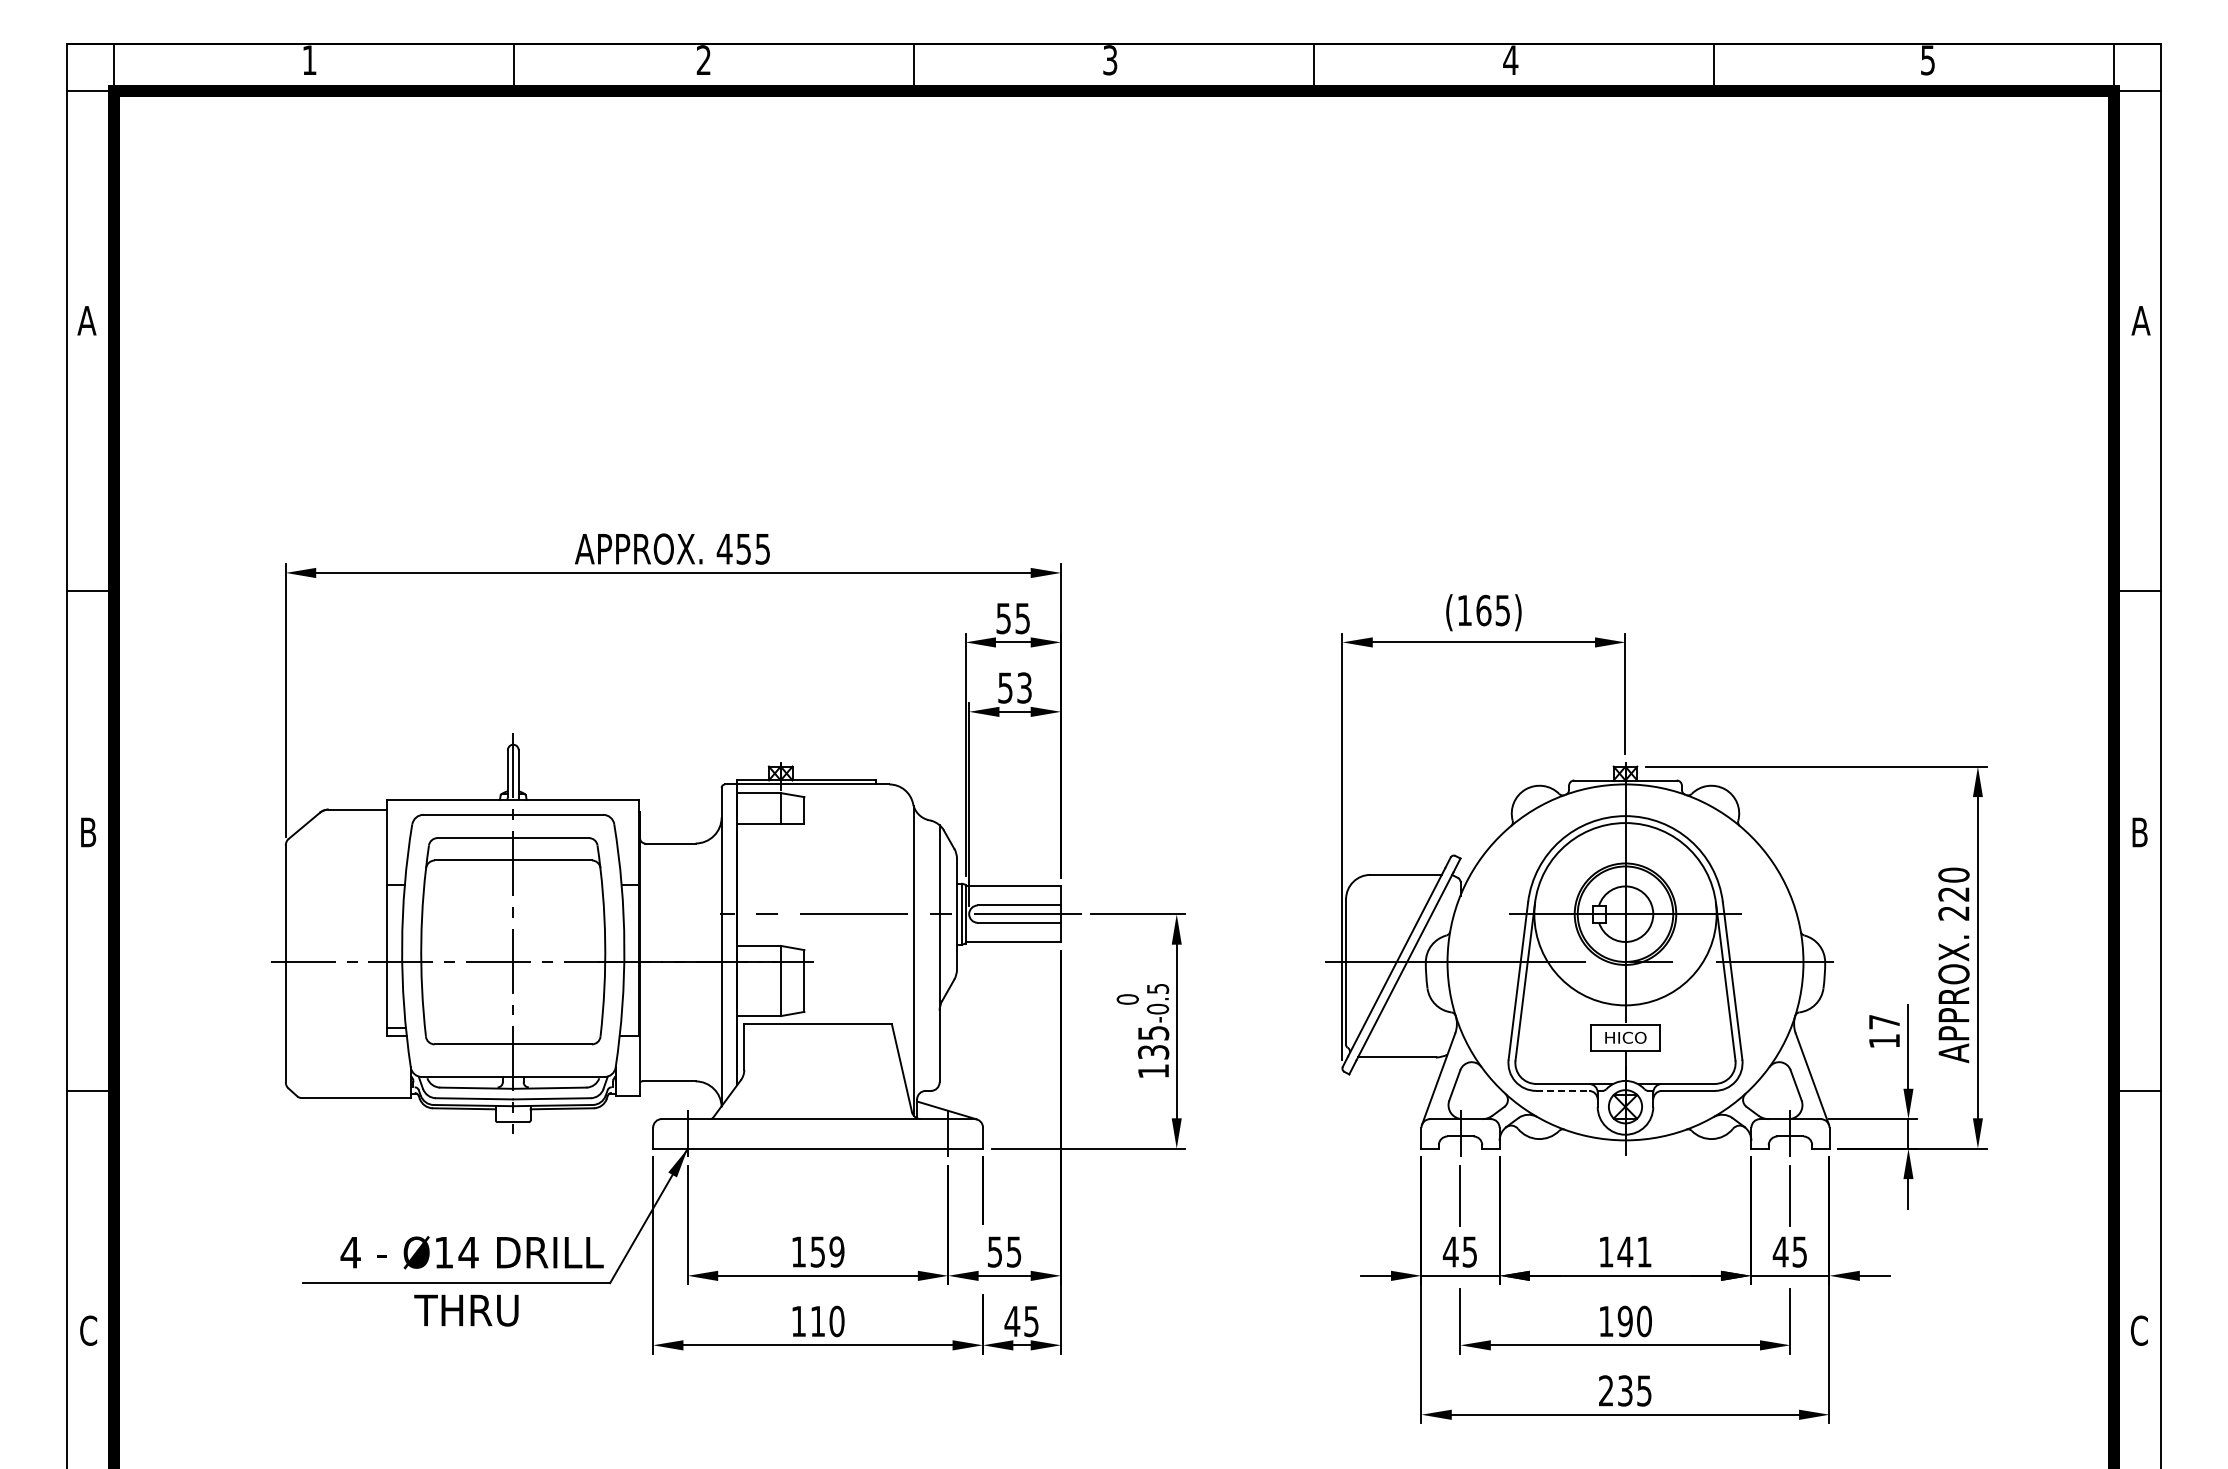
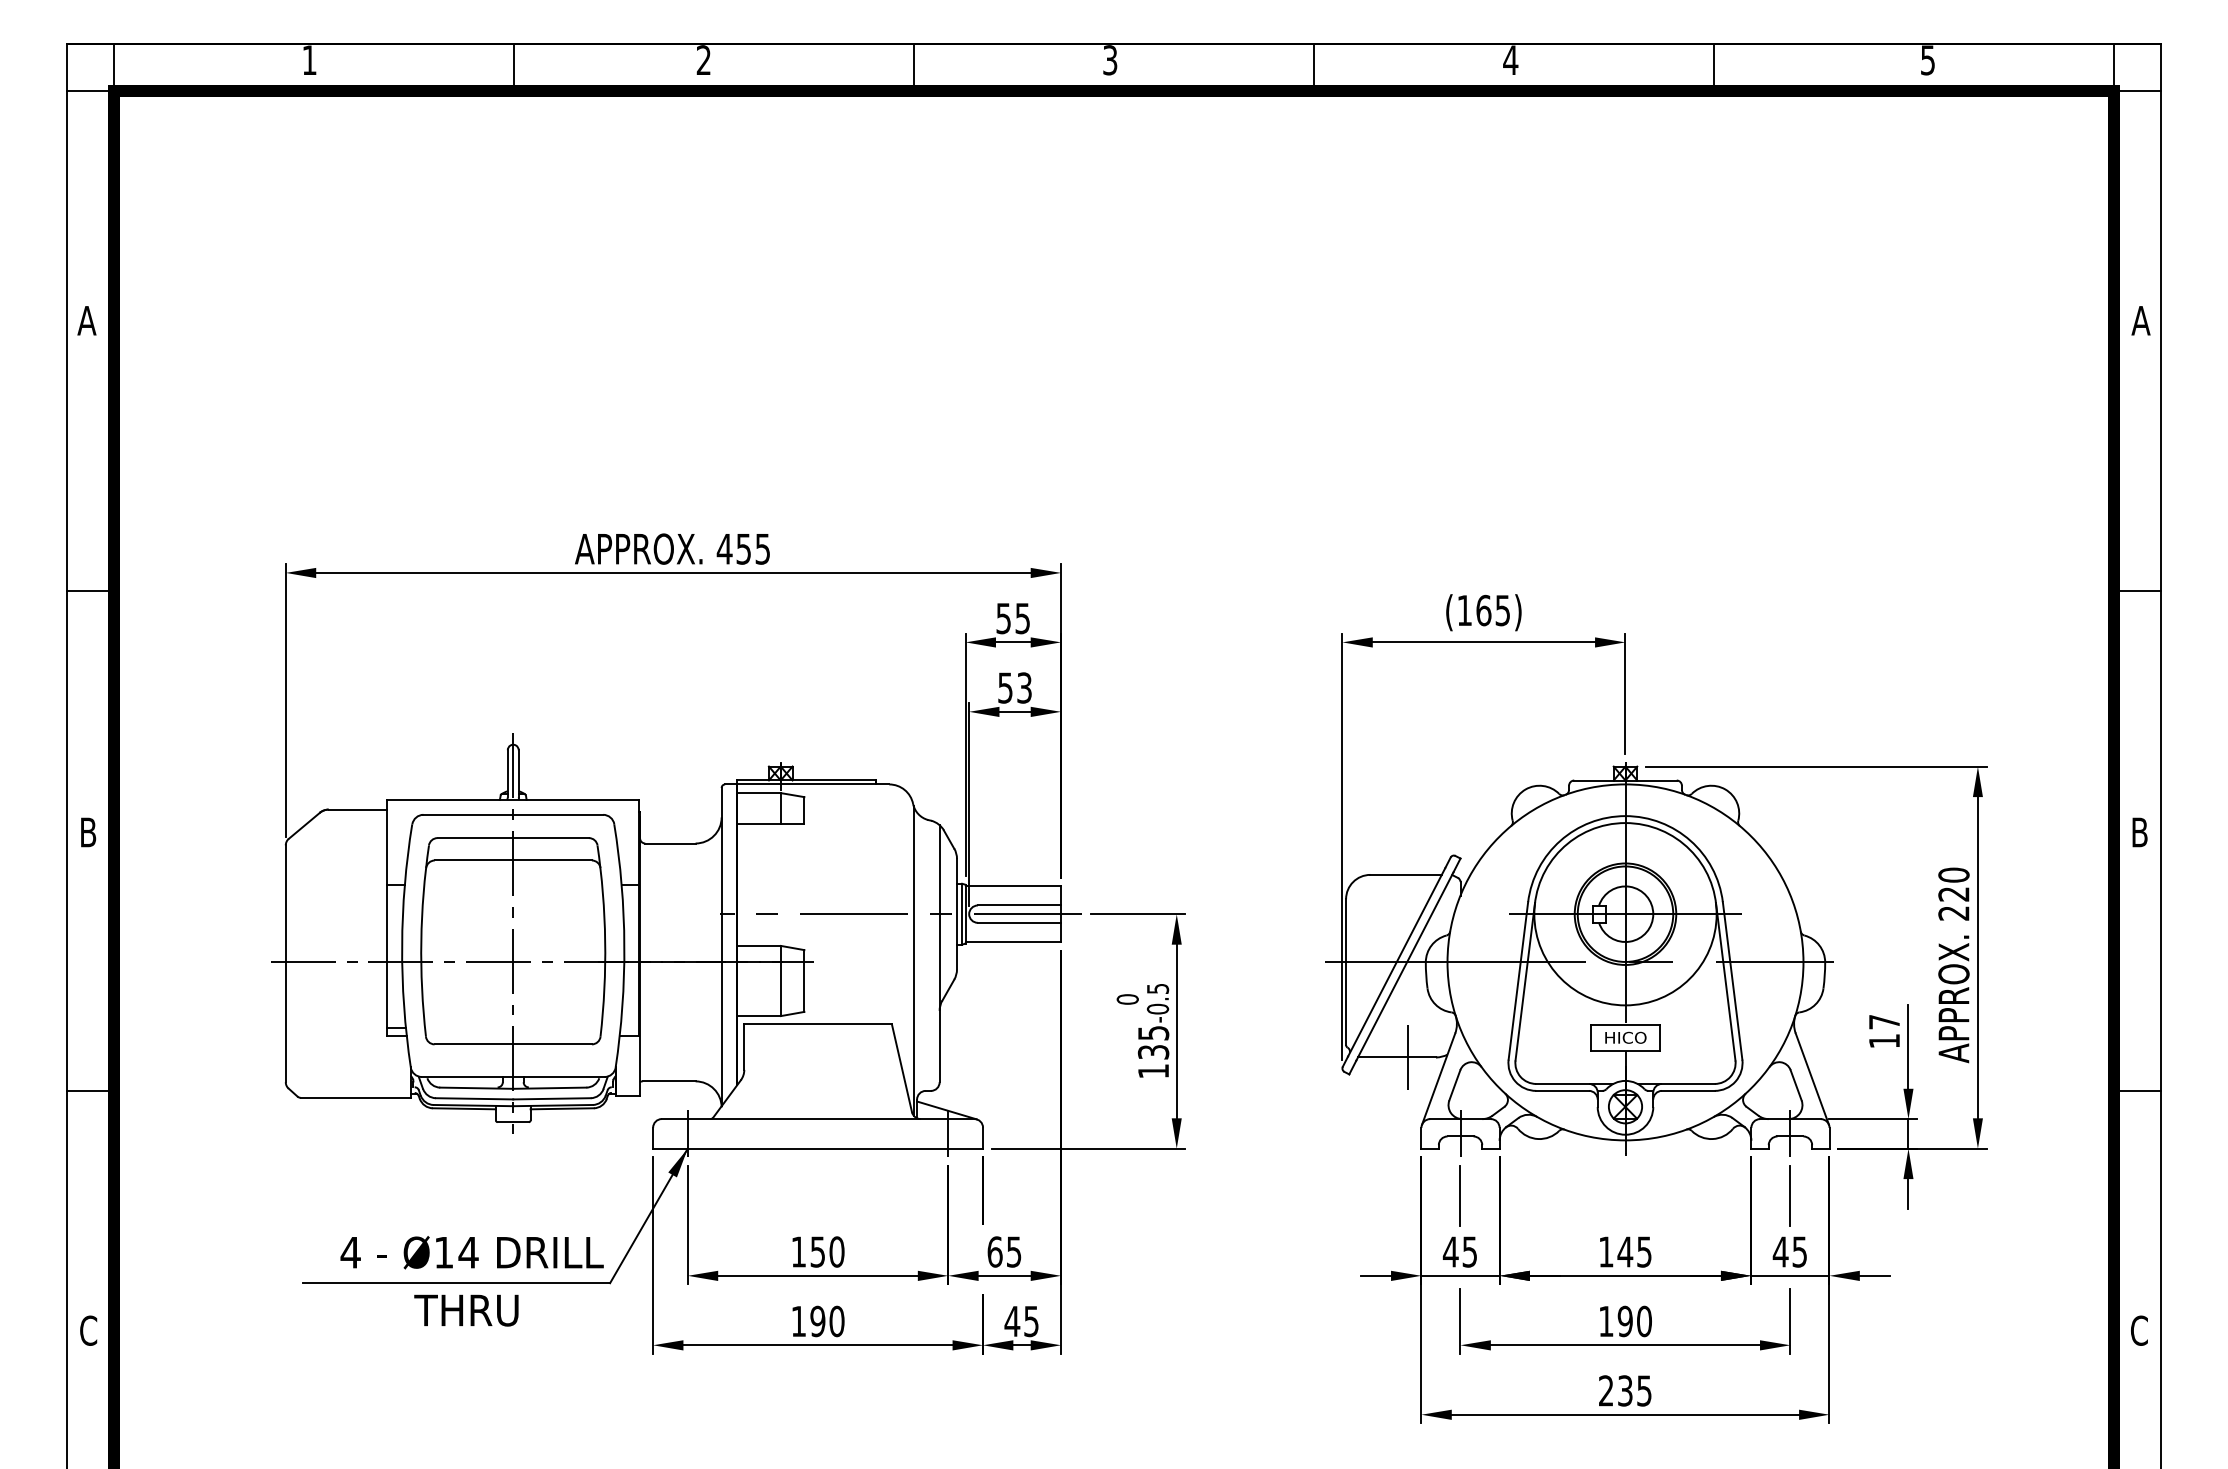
line: none -> present (1408, 1057)
line: dashed -> solid (1563, 1090)
text: 159 -> 150 (836, 1251)
text: 55 -> 65 (994, 1251)
text: 141 -> 145 (1644, 1251)
text: 110 -> 190 (817, 1321)
